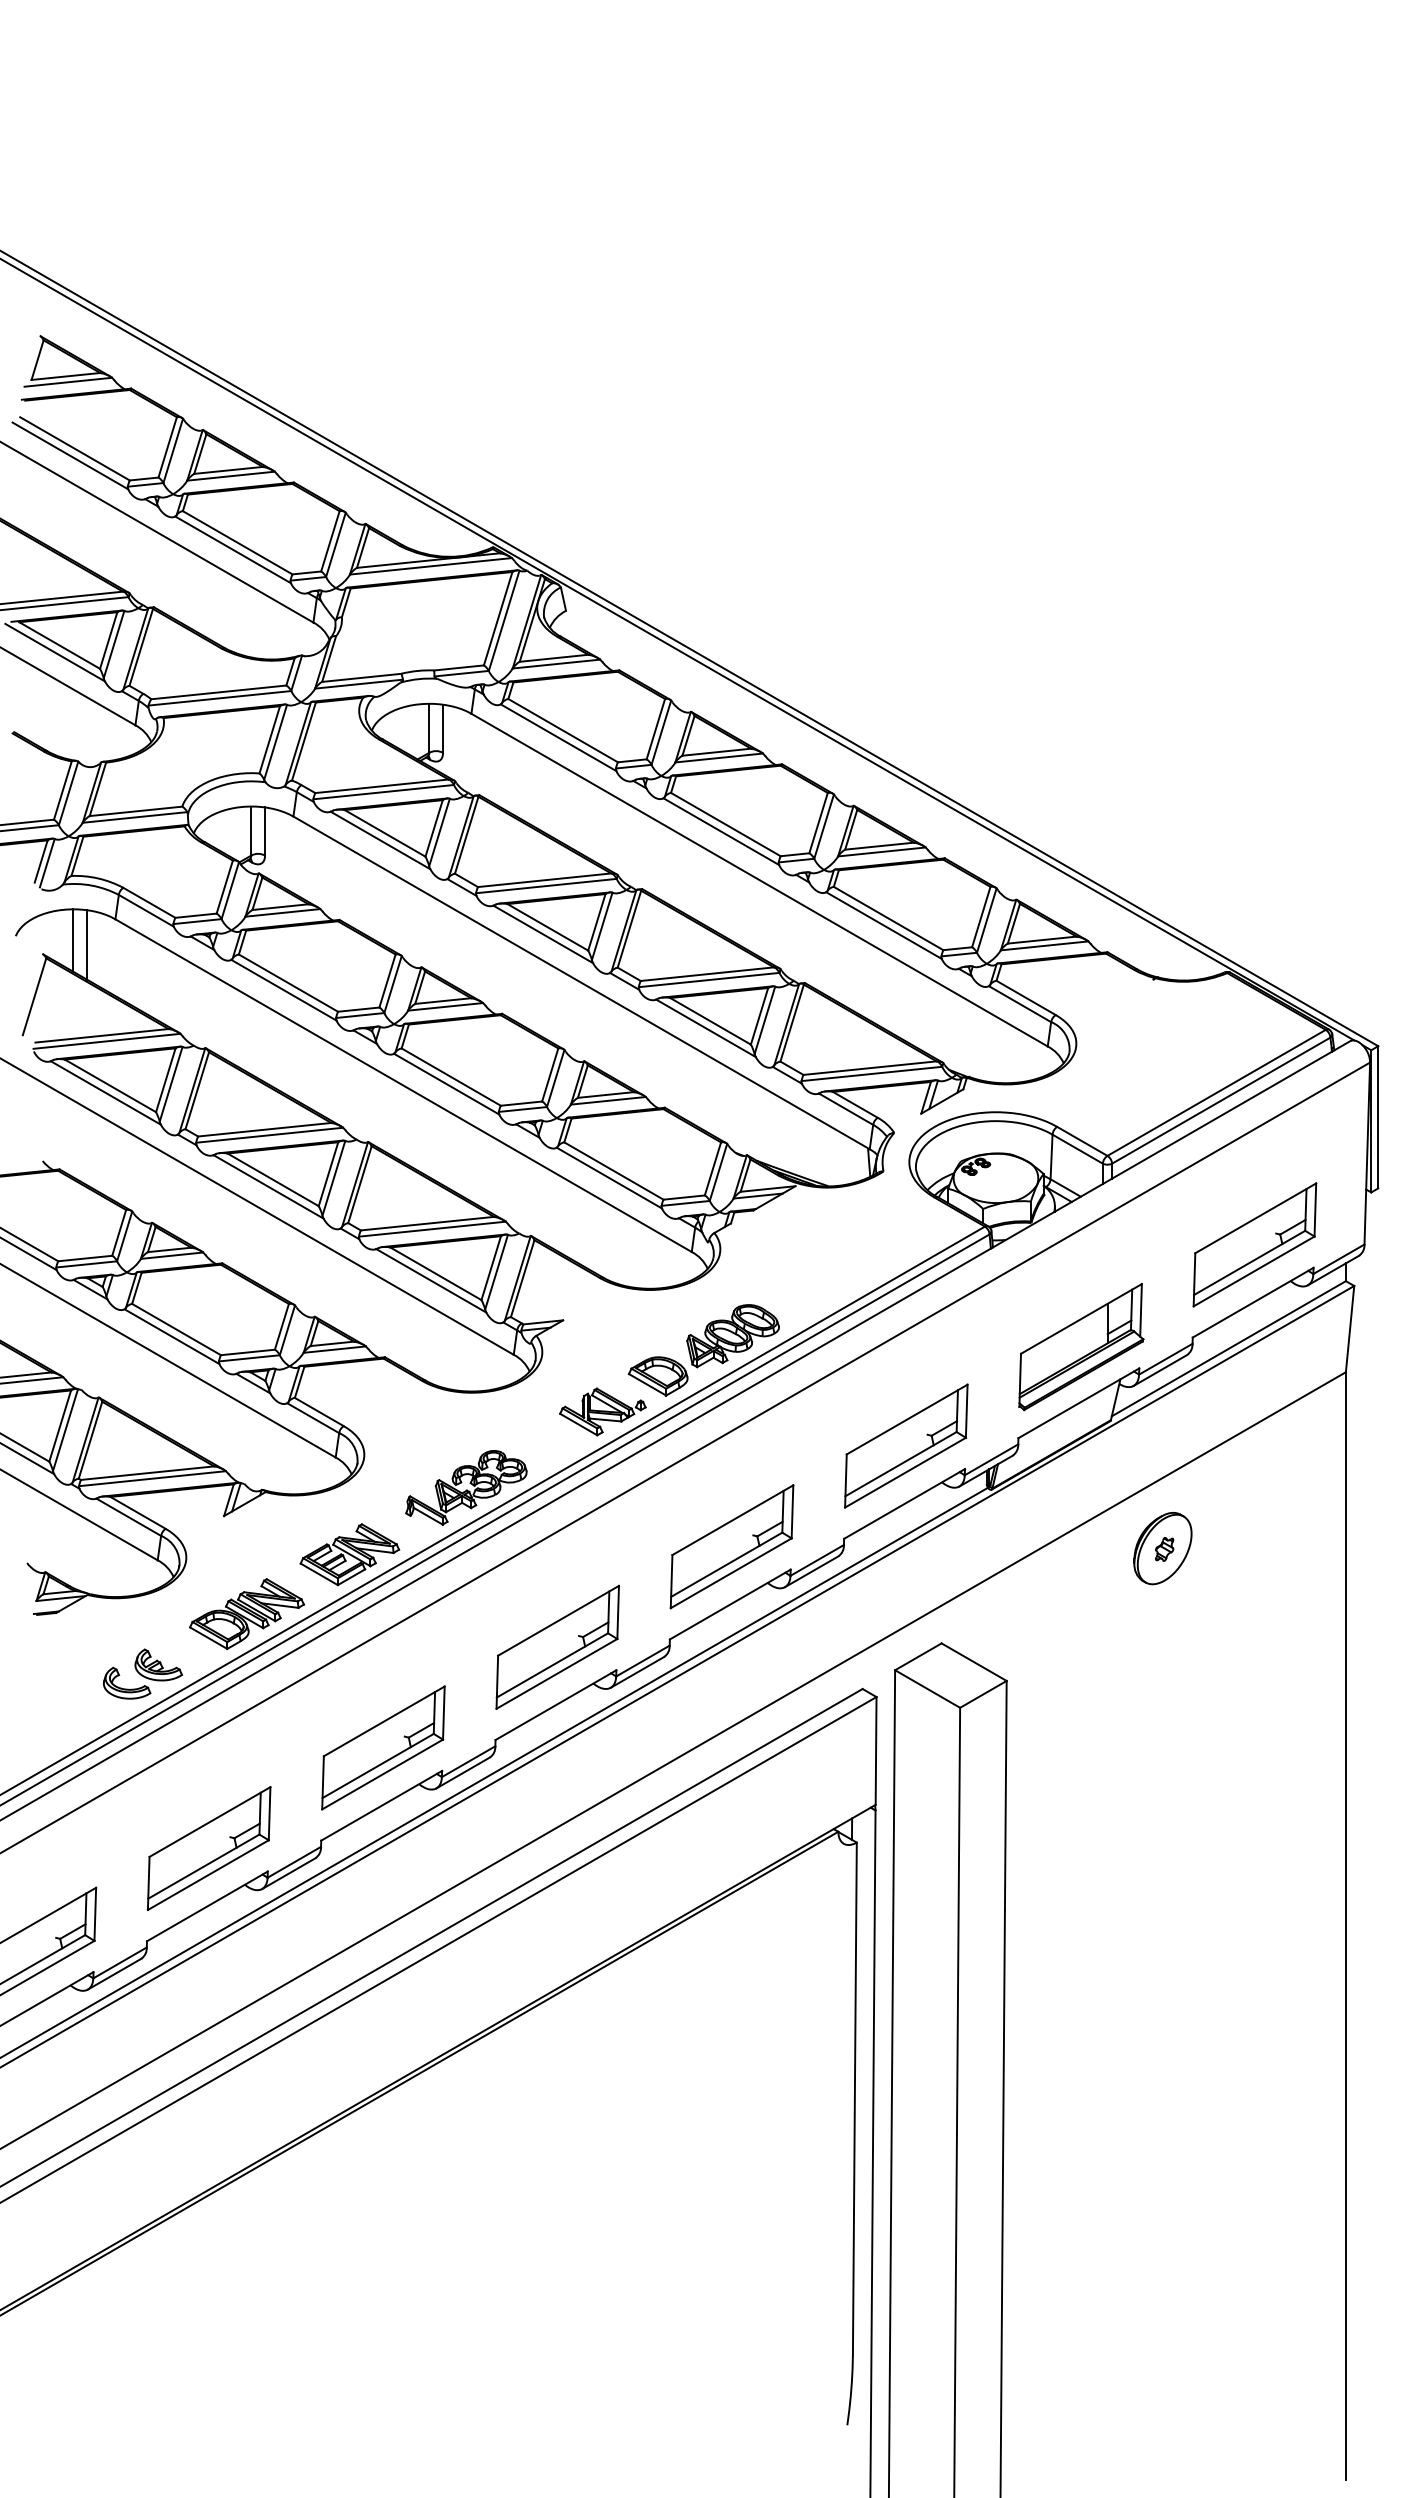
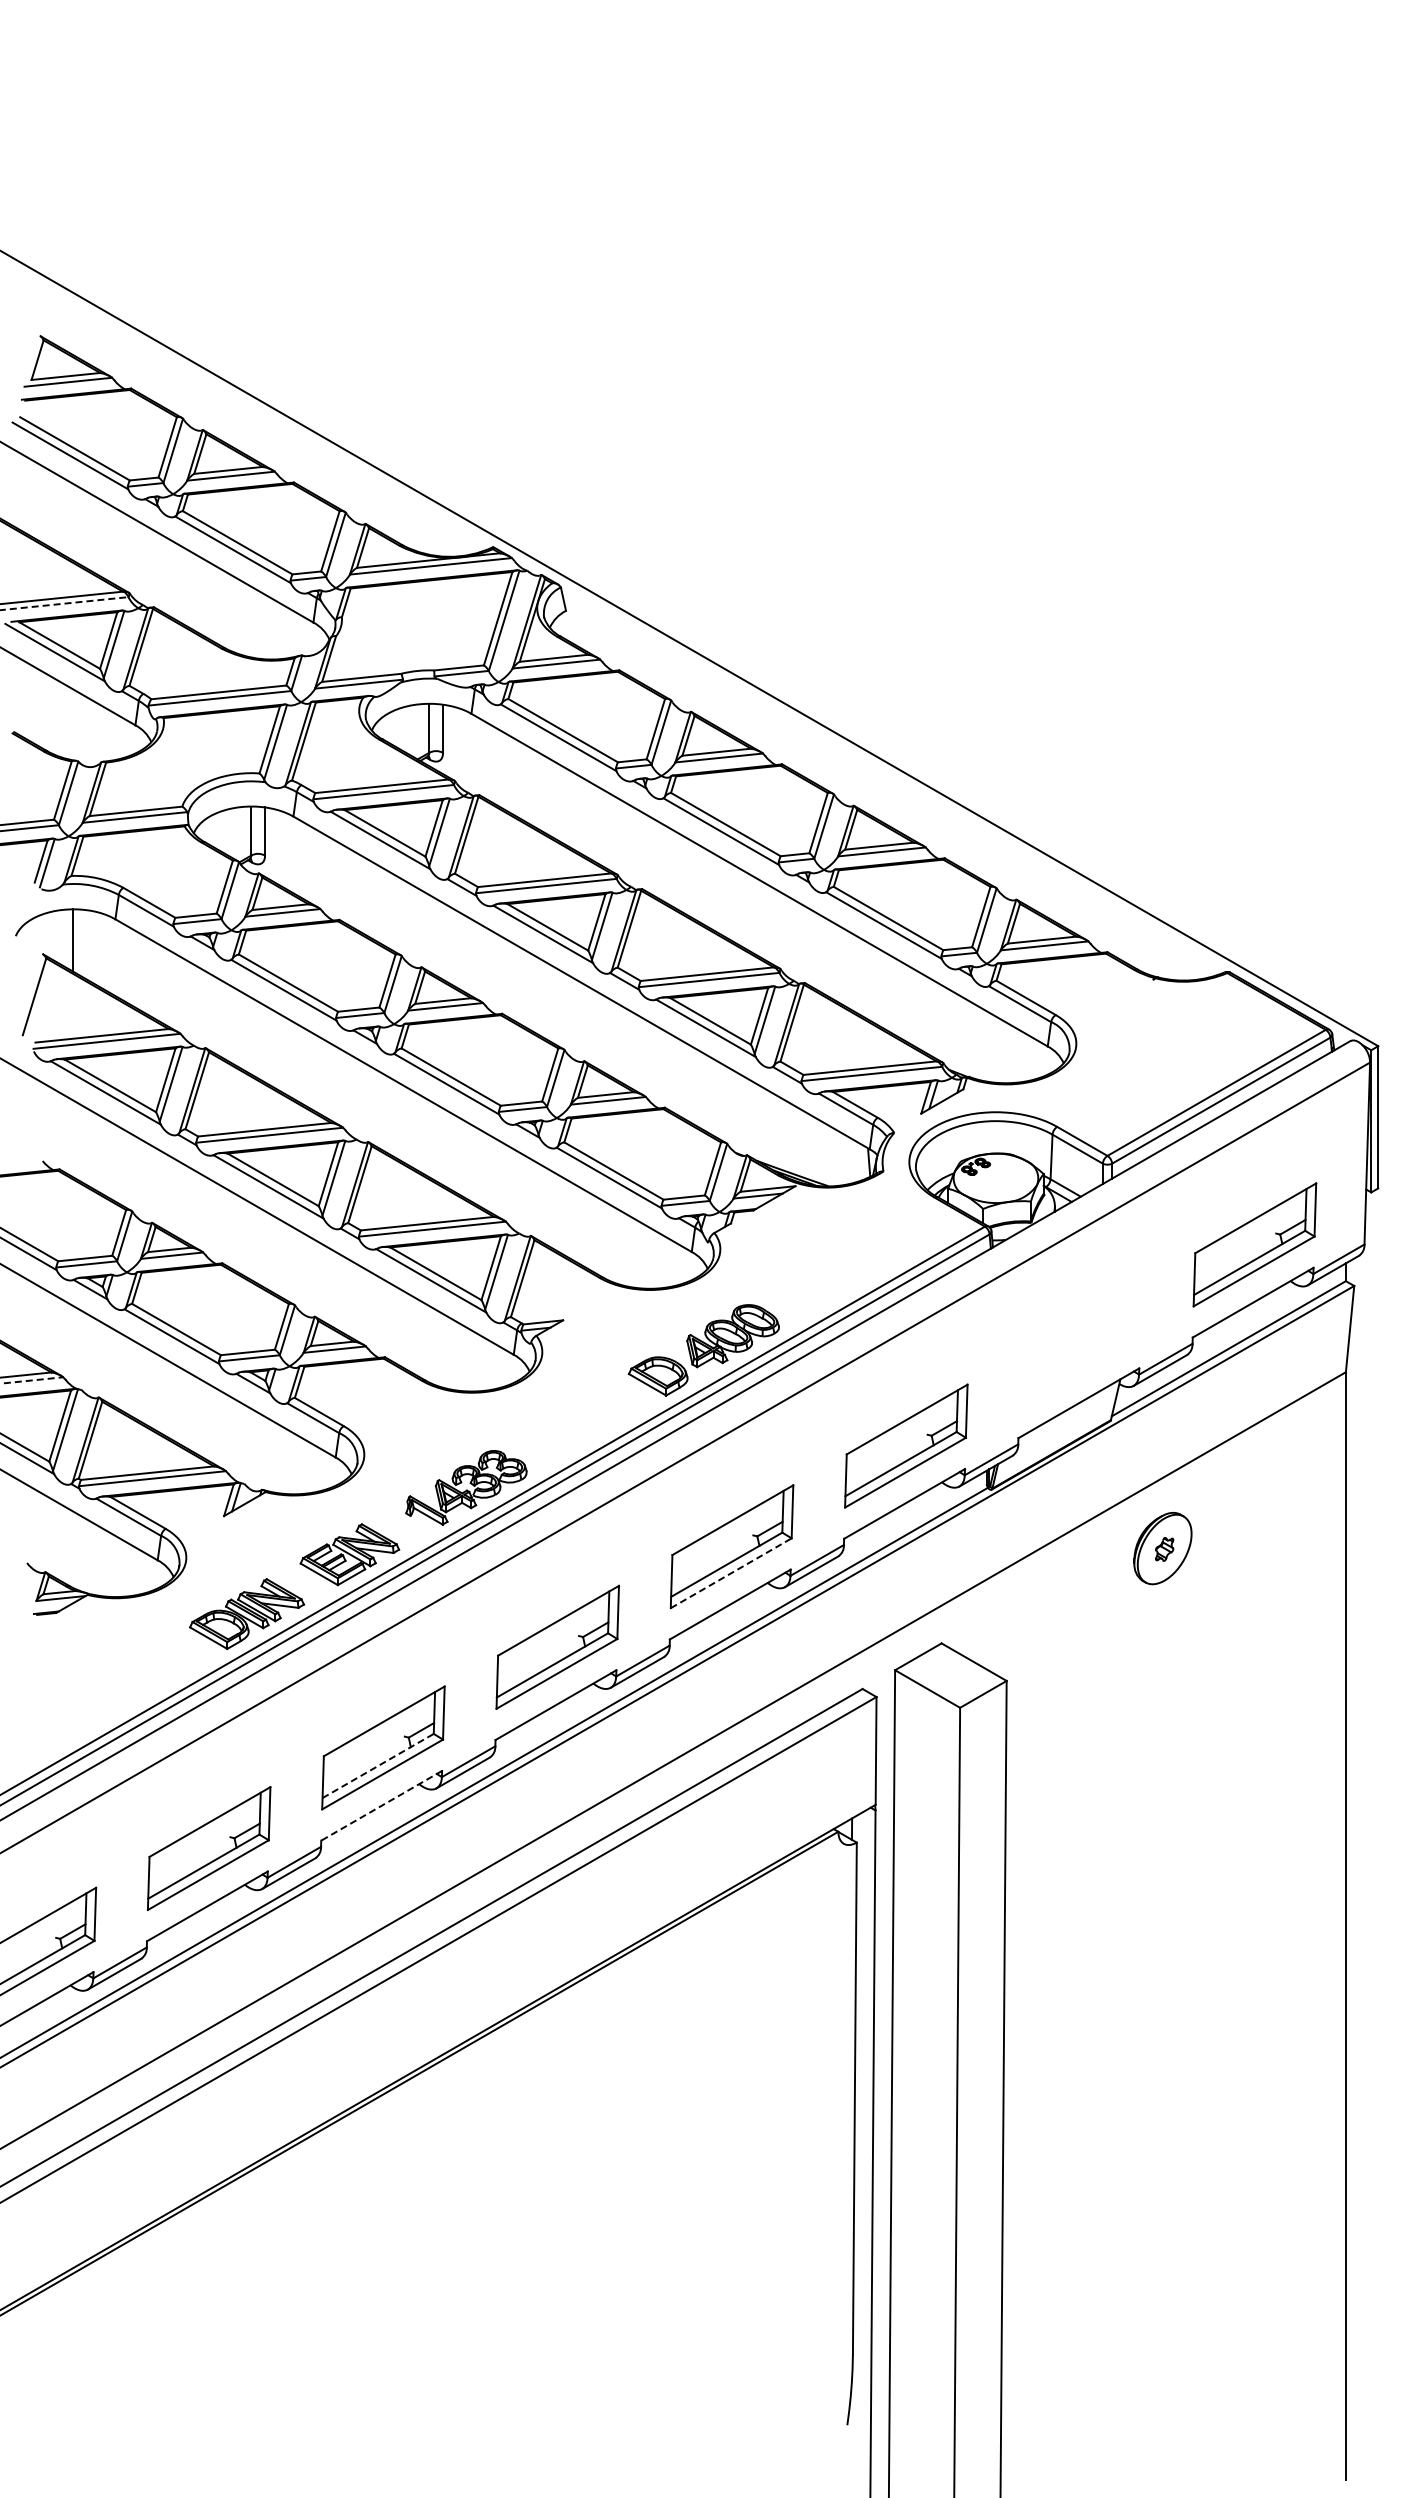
line: solid -> dashed (65, 603)
line: present -> none (678, 649)
line: present -> none (87, 944)
part: present -> none (1081, 1347)
line: solid -> dashed (32, 1380)
part: present -> none (602, 1411)
line: solid -> dashed (731, 1573)
part: present -> none (142, 1673)
line: solid -> dashed (378, 1765)
line: solid -> dashed (381, 1805)
